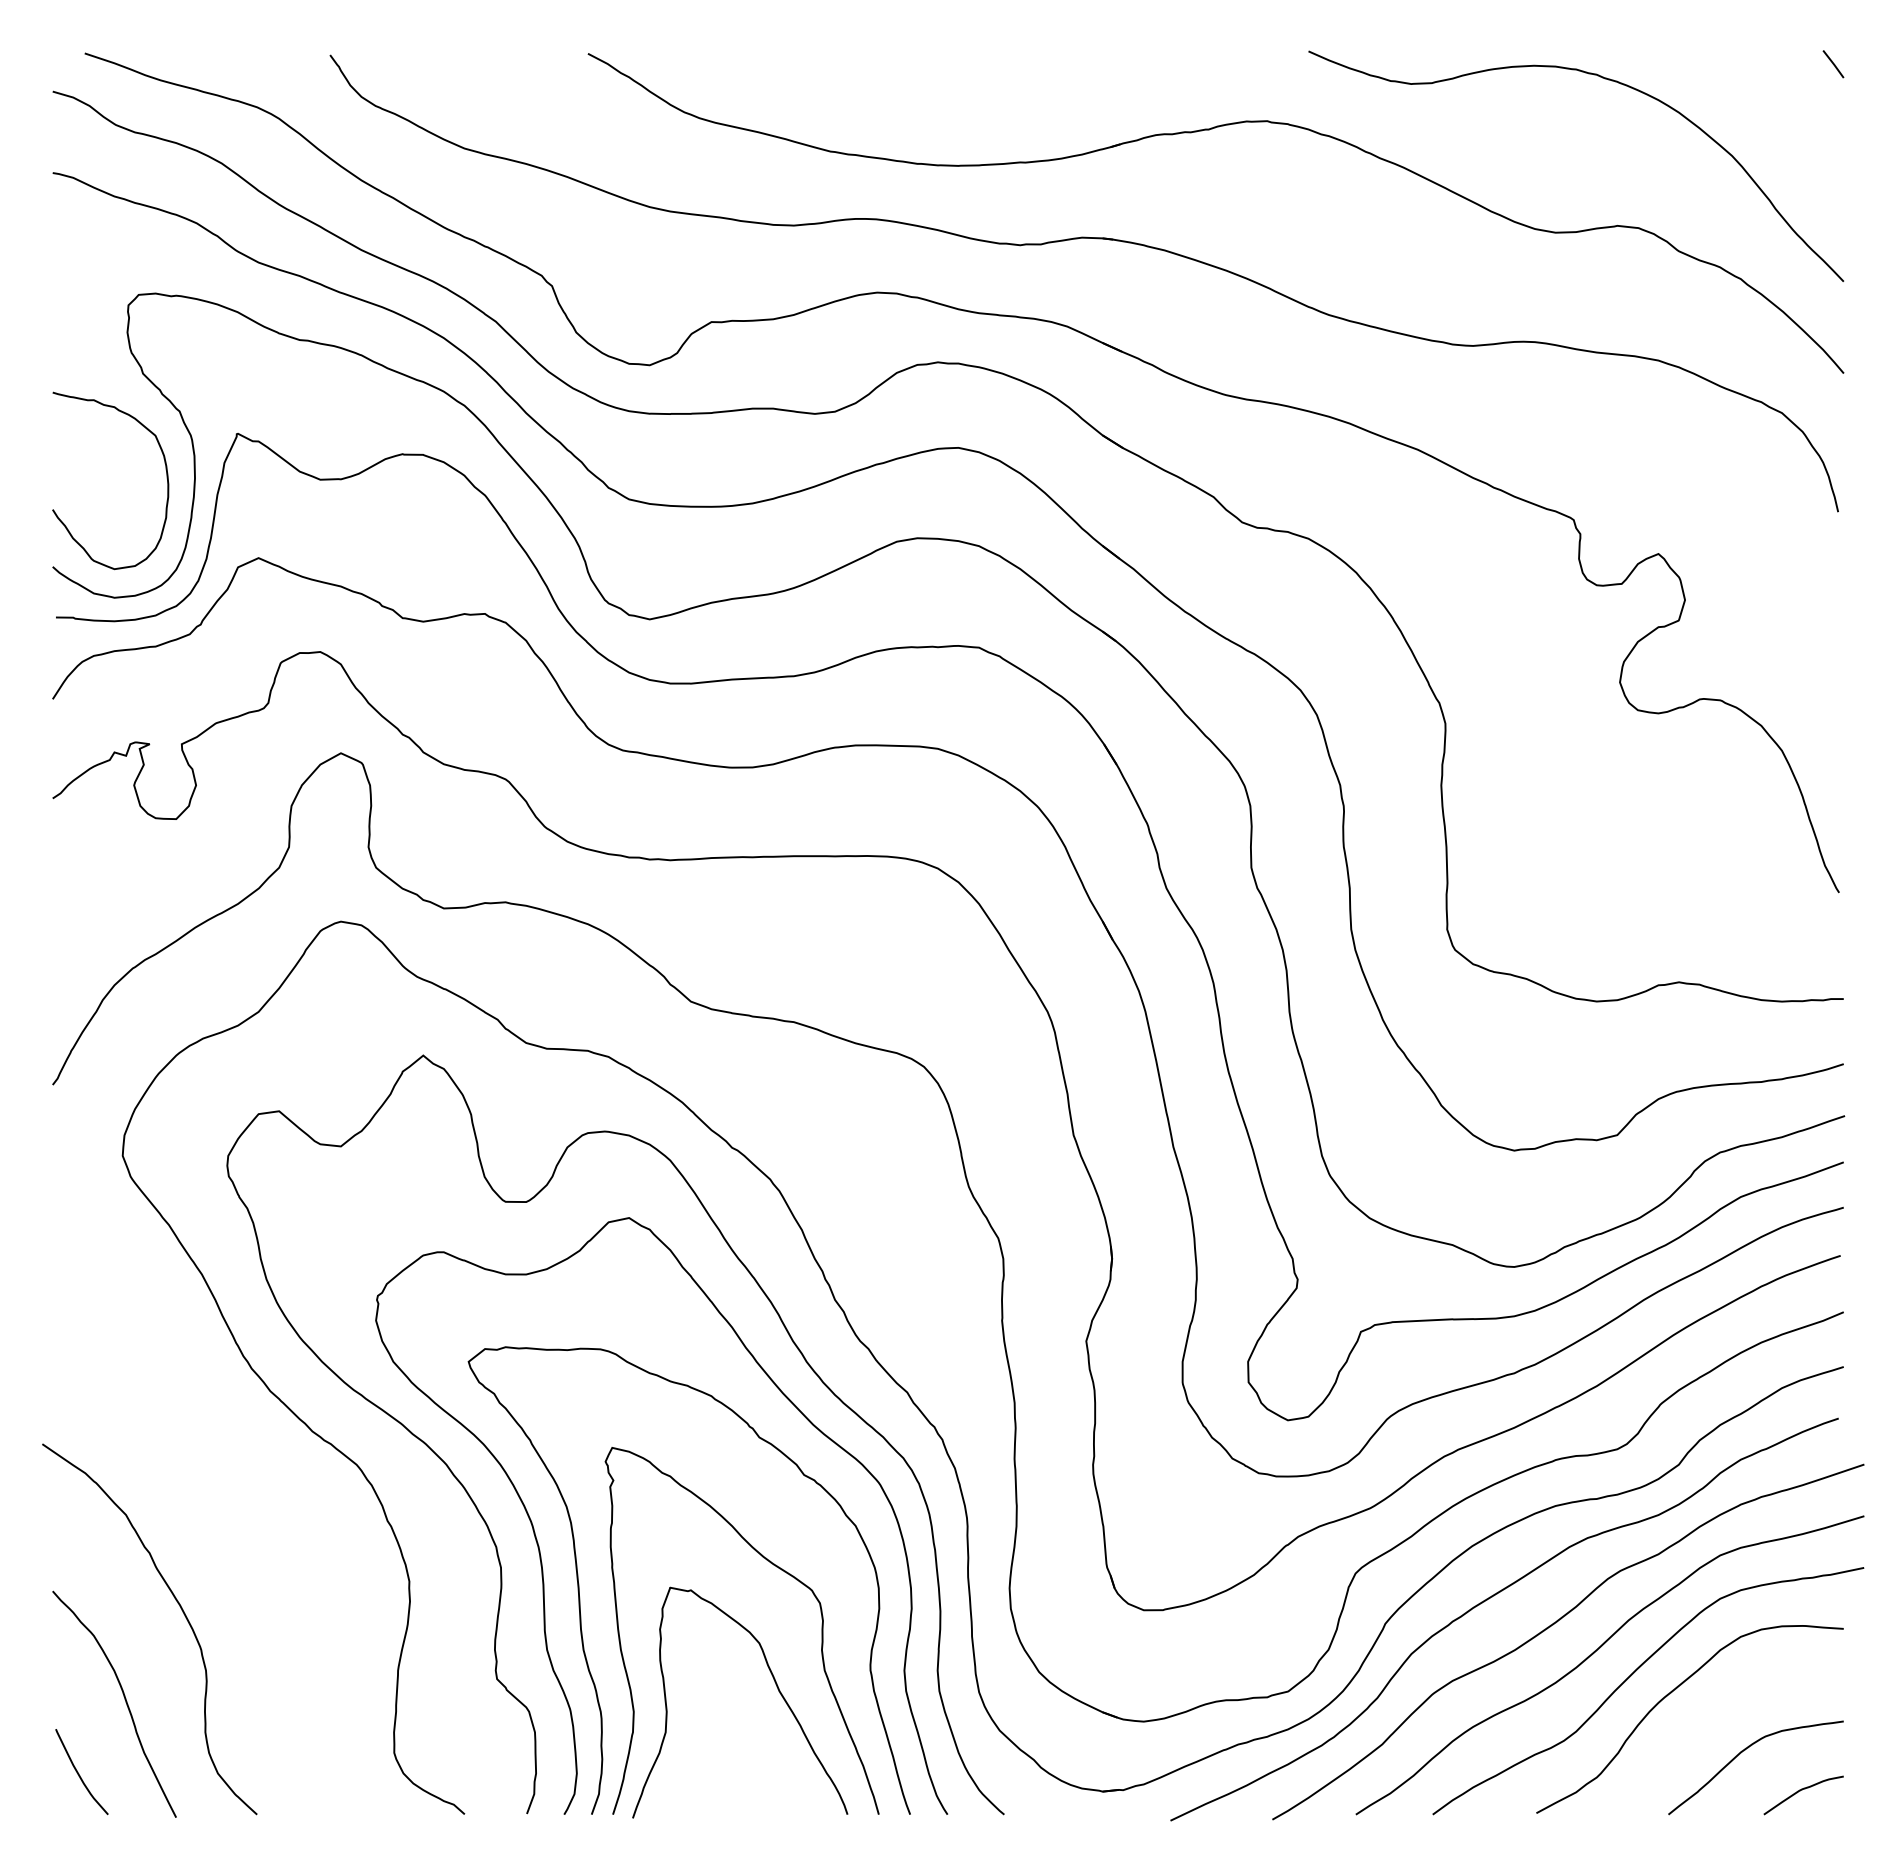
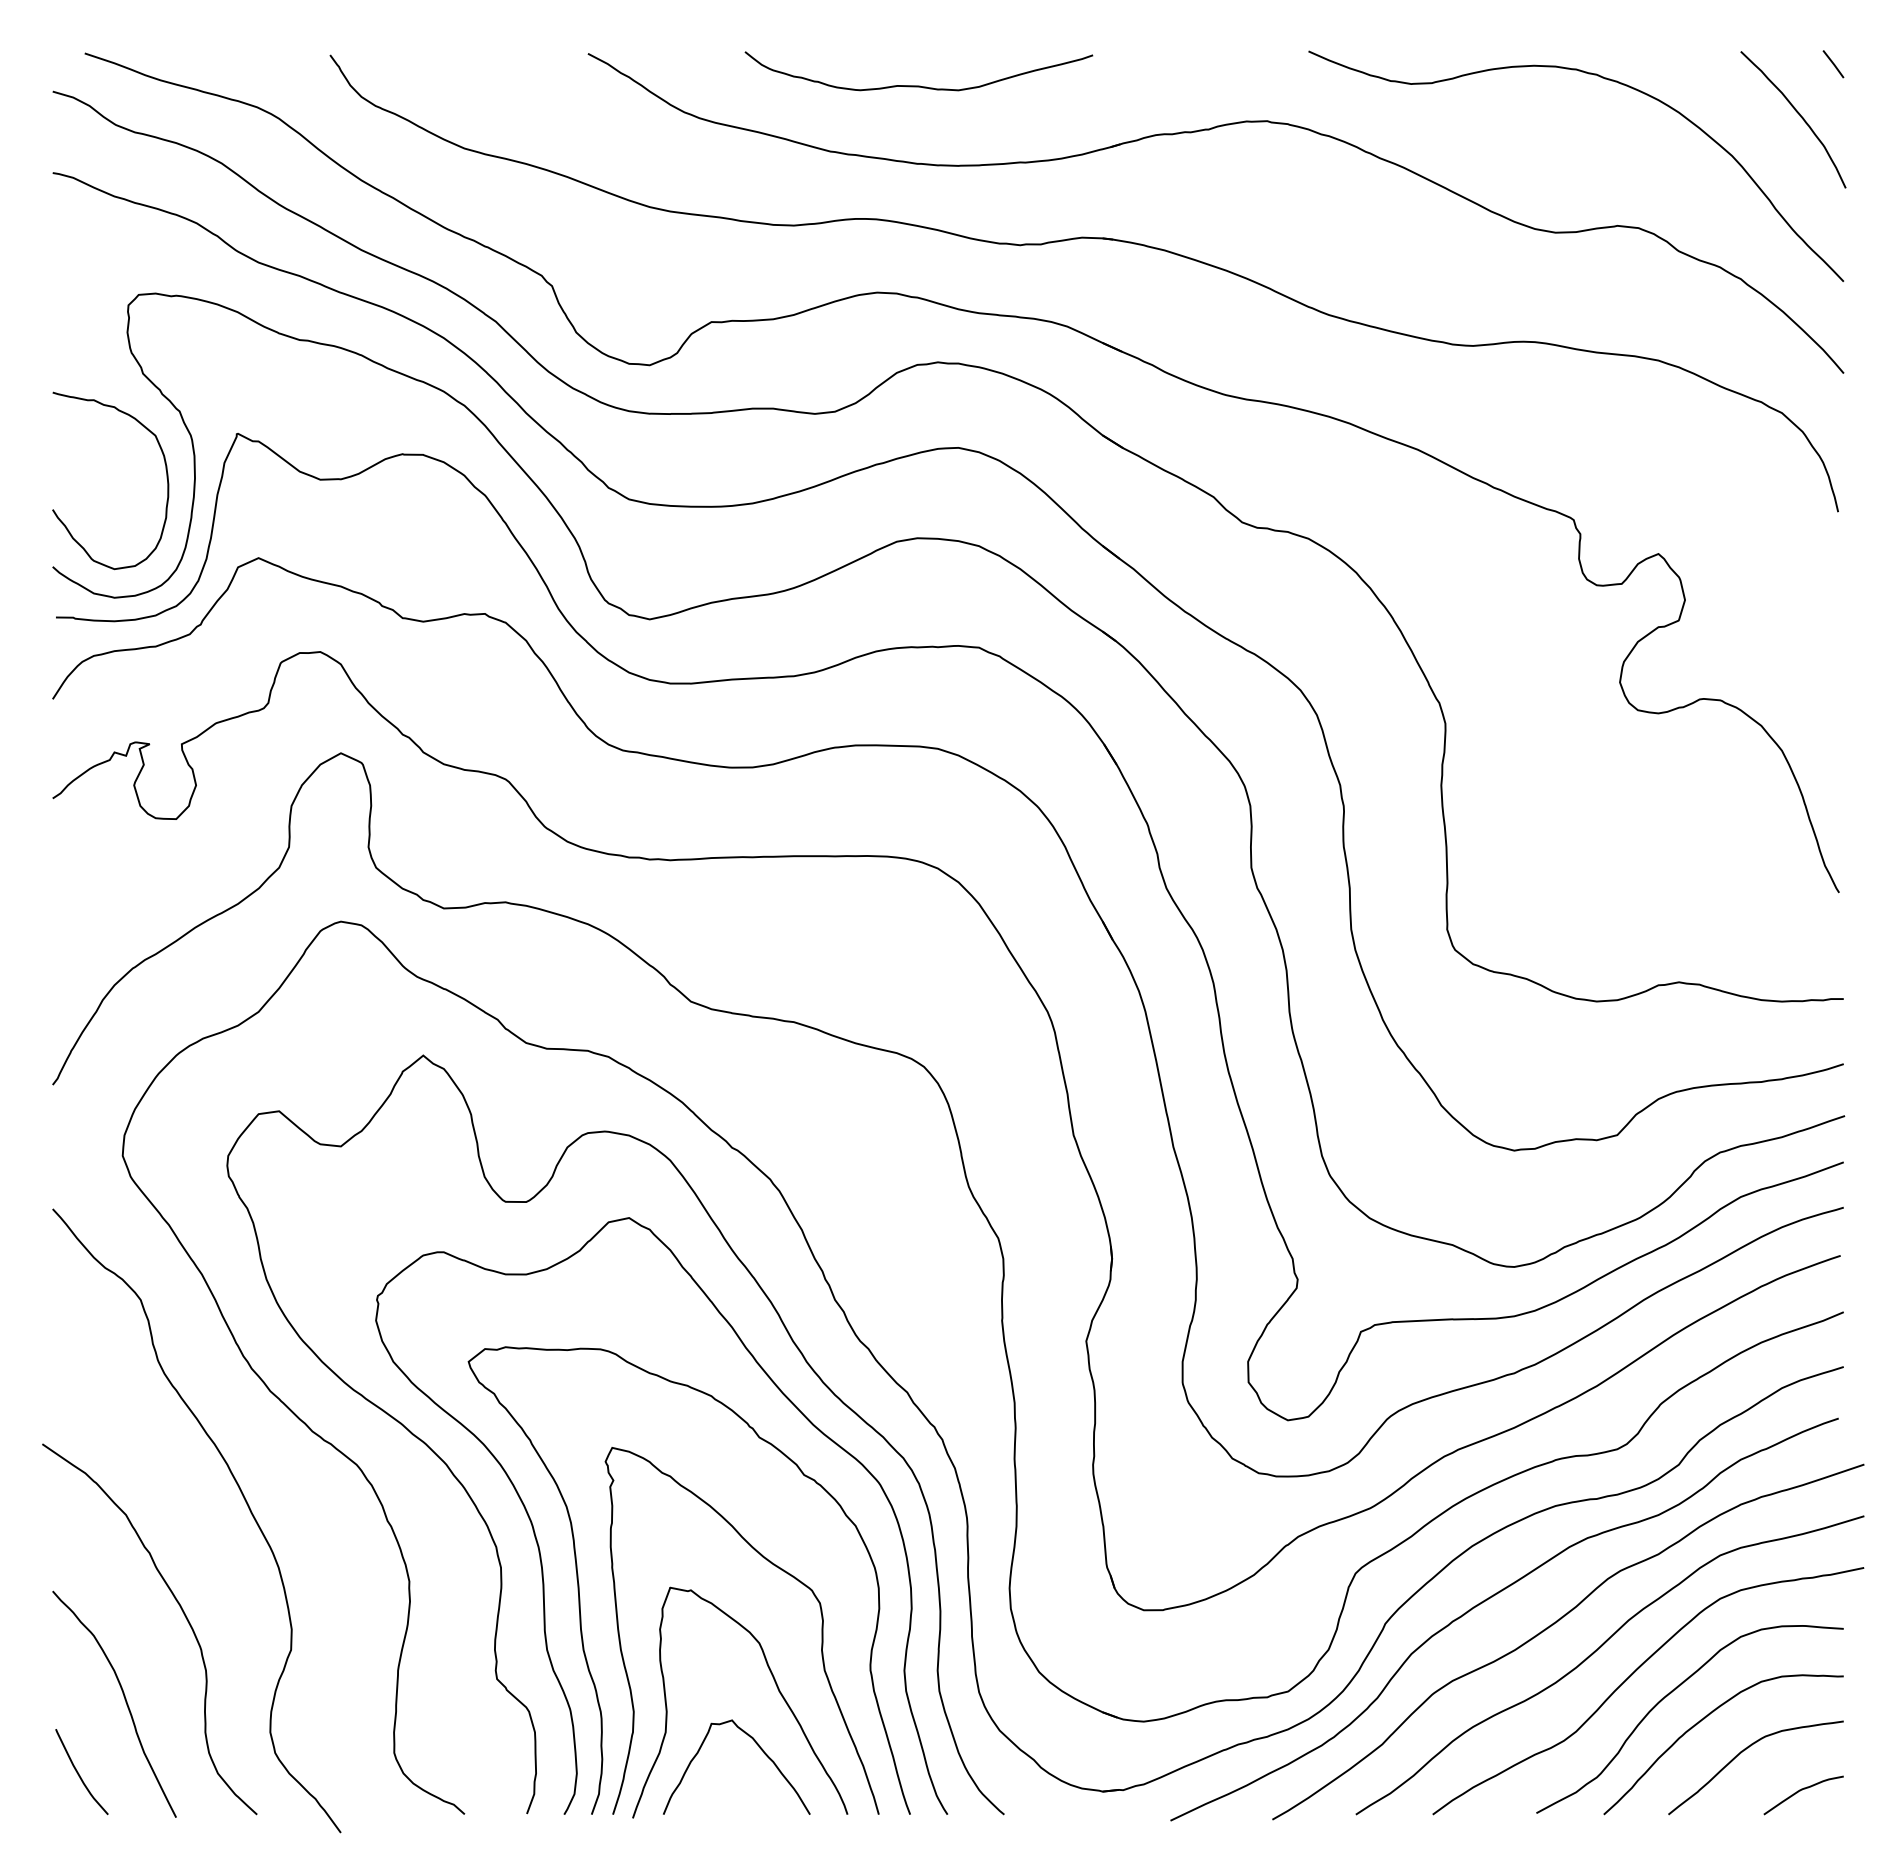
curve: none -> present (918, 85)
curve: none -> present (1798, 114)
curve: none -> present (242, 1496)
curve: none -> present (1704, 1719)
curve: none -> present (759, 1748)
